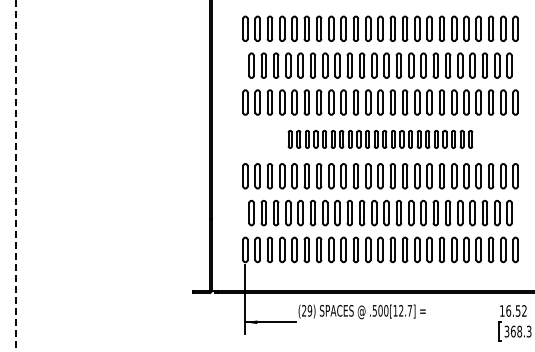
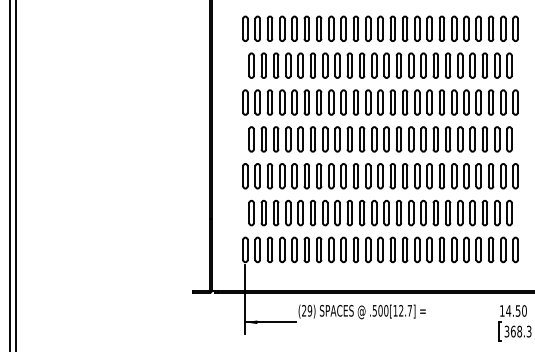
part size: 187x19 px -> 265x27 px (380, 139)
line: none -> present (10, 175)
line: dashed -> solid (16, 176)
text: 16.52 -> 14.50 (516, 310)
